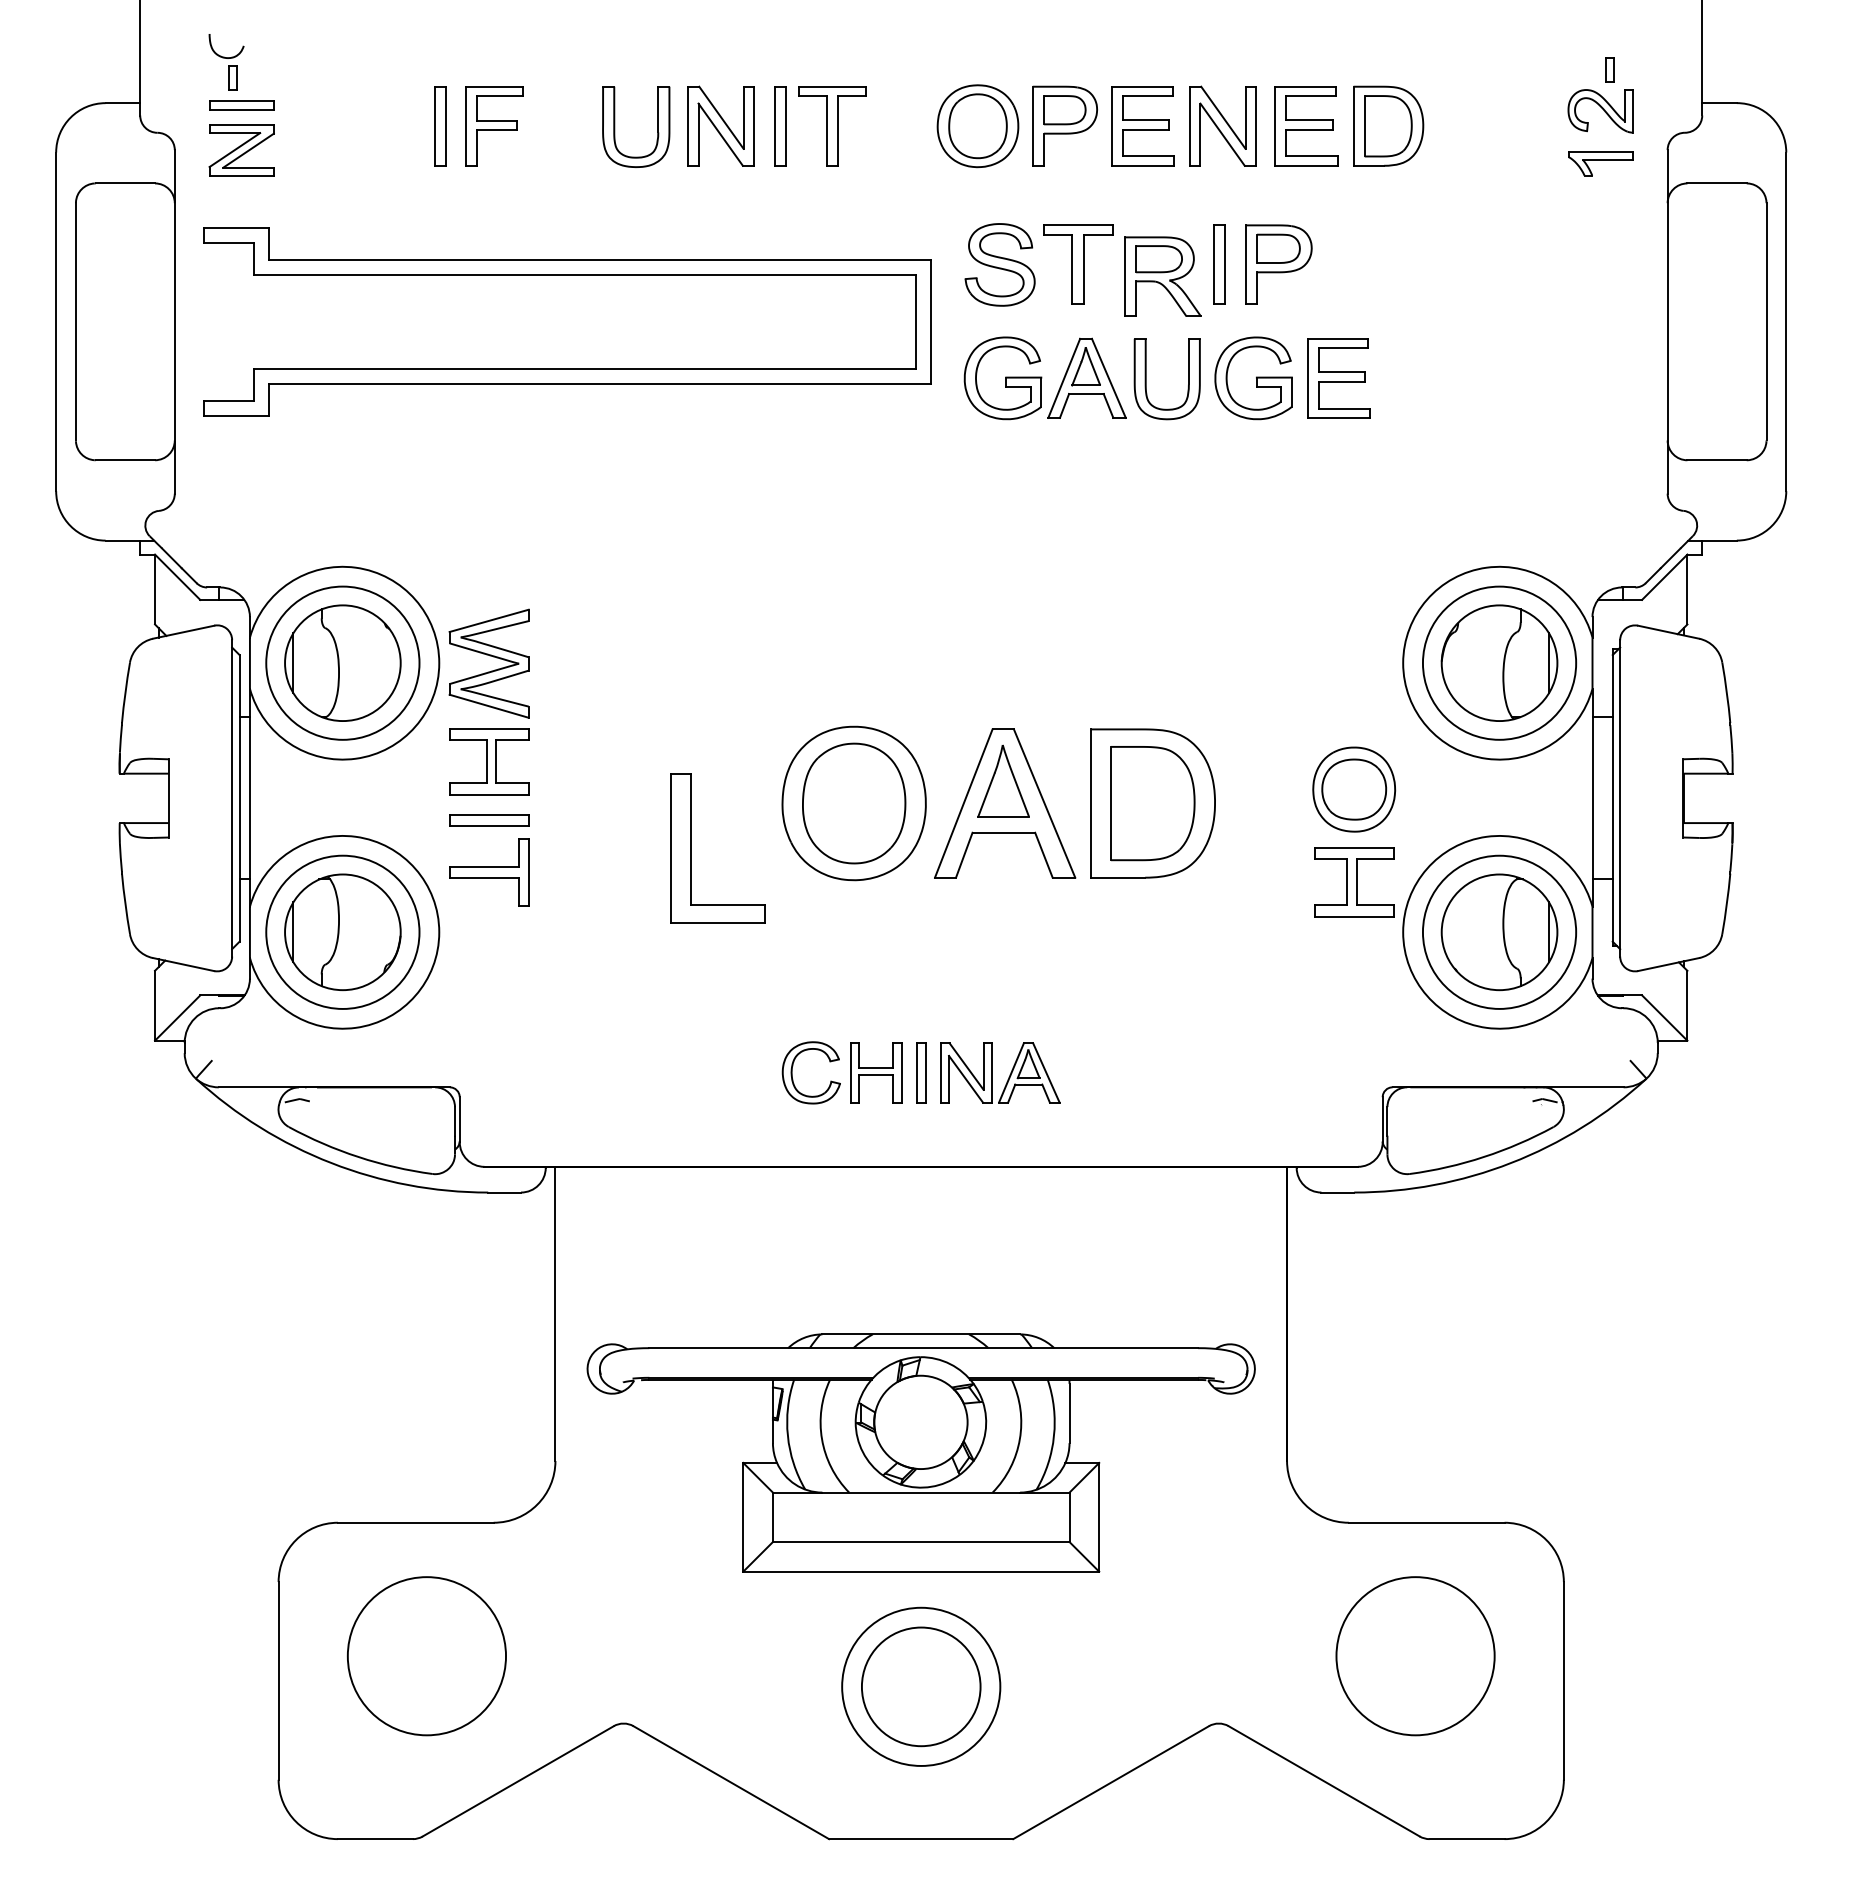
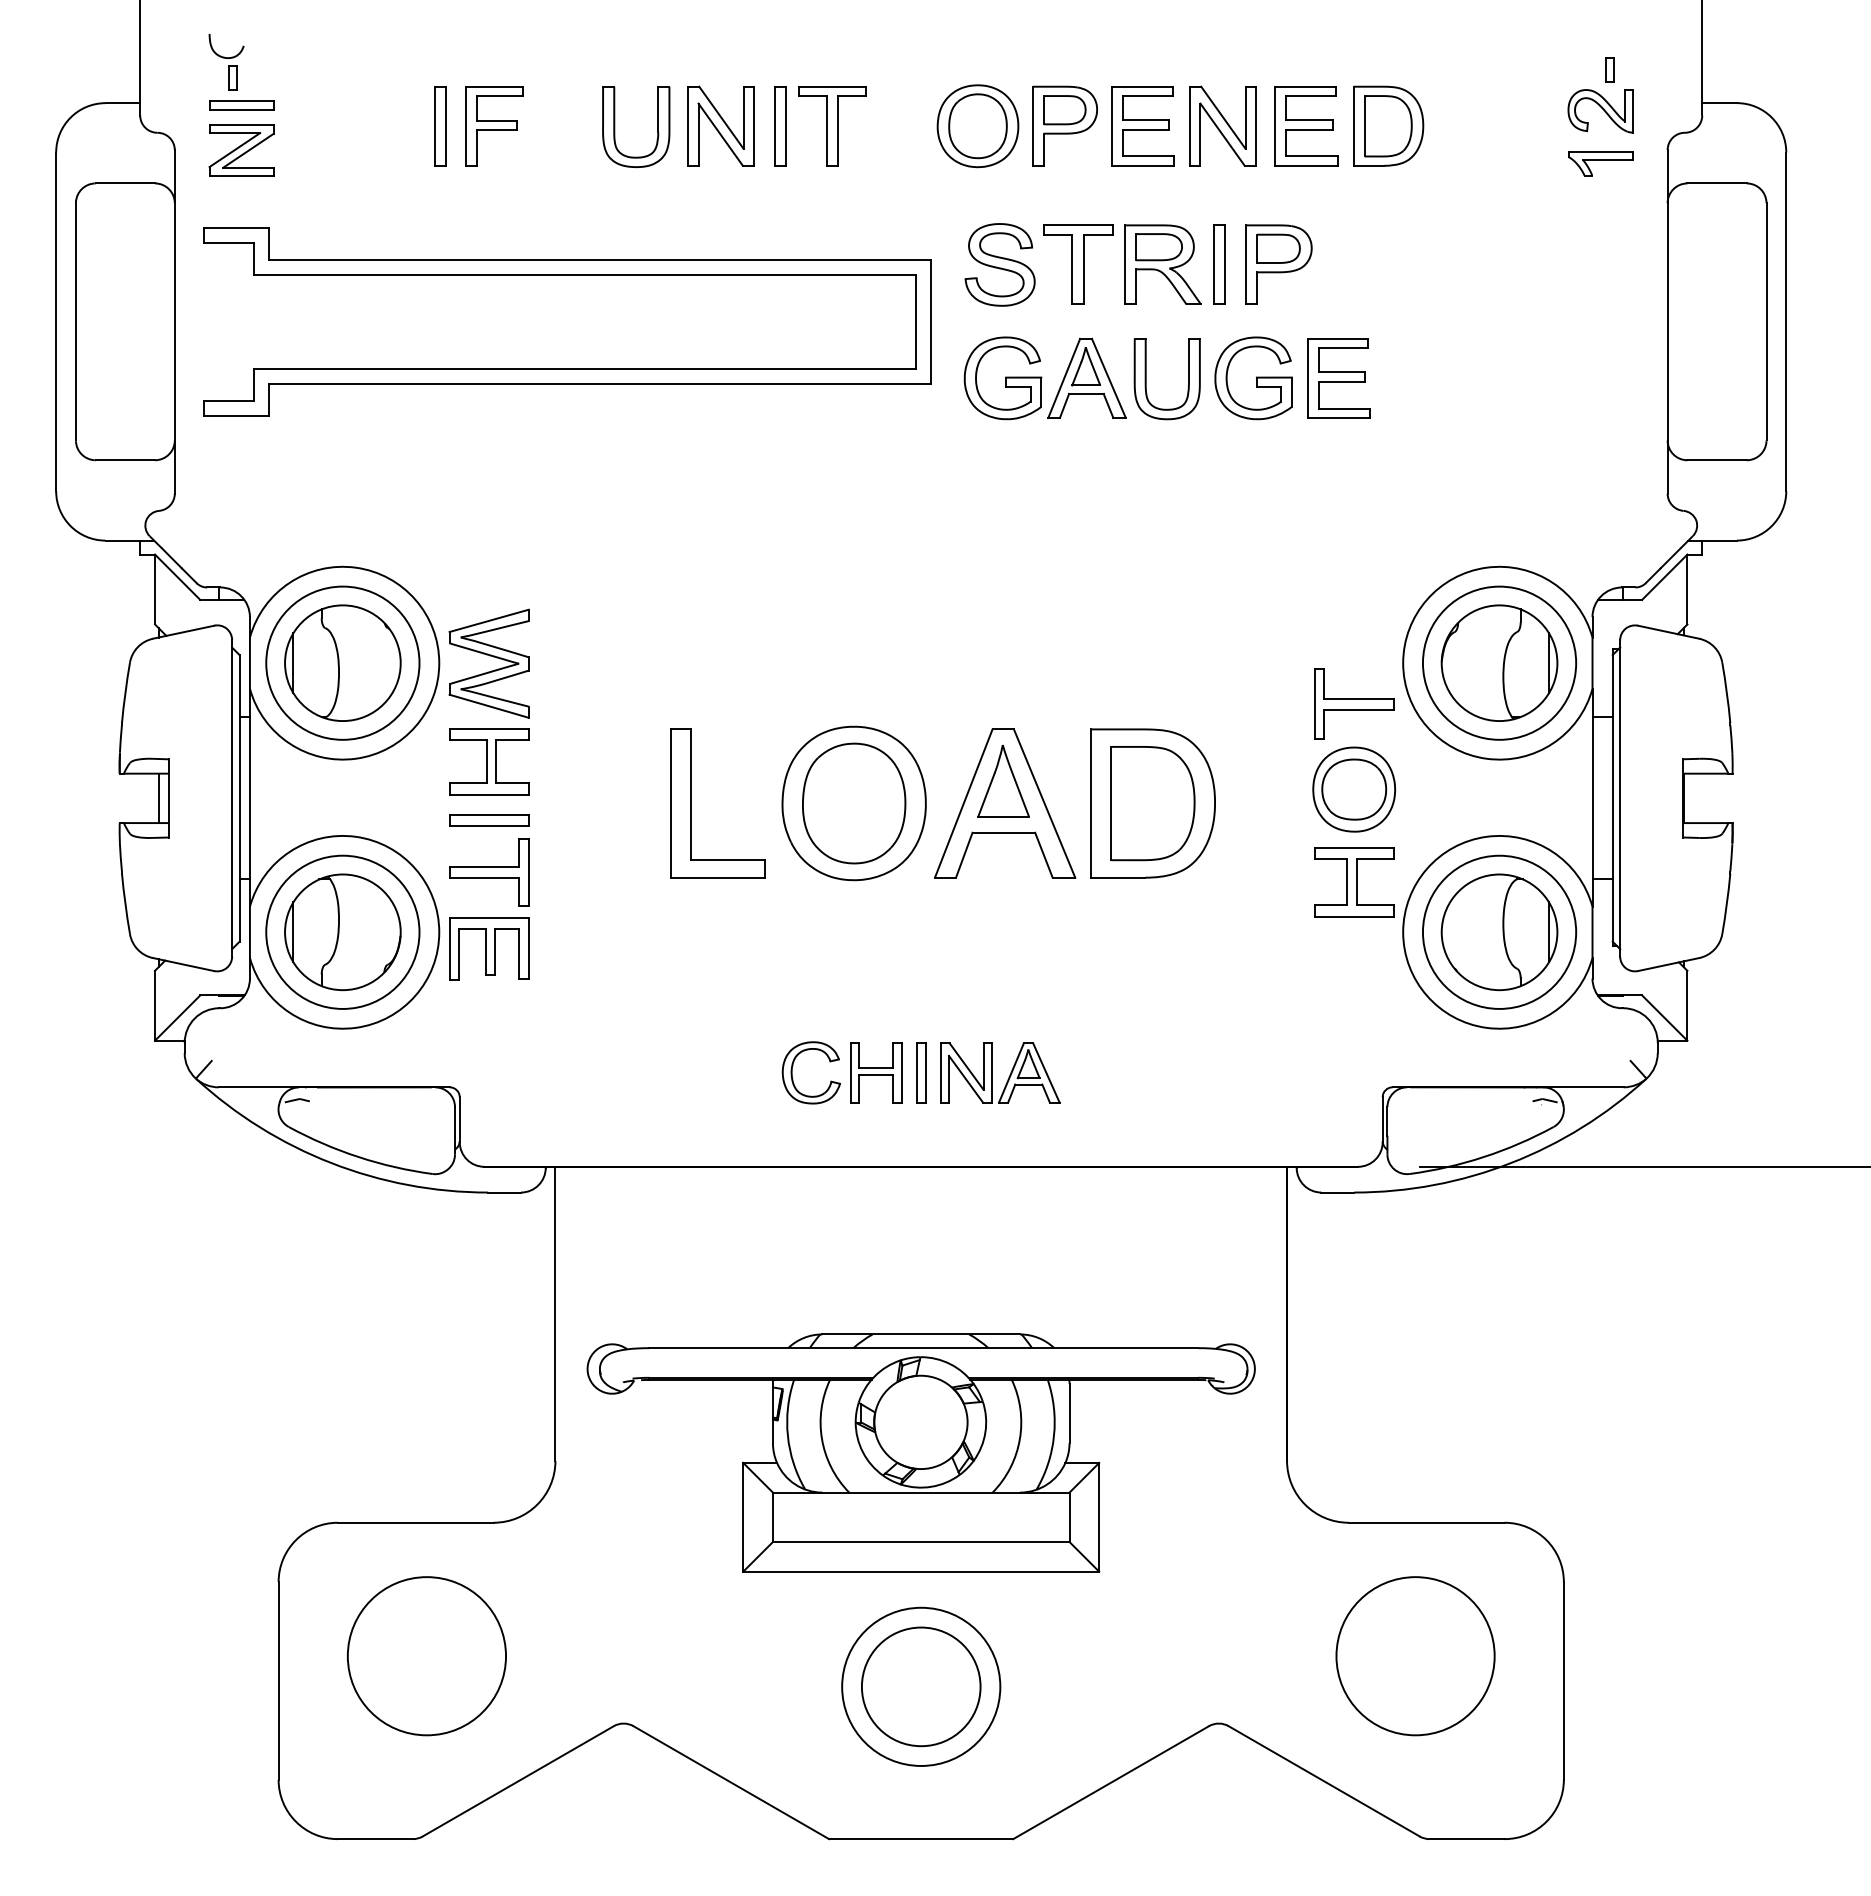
part position: (1162, 276) -> (1162, 264) (1162, 264)
part: none -> present (1354, 703)
line: none -> present (158, 798)
part position: (691, 848) -> (691, 803) (691, 803)
part: none -> present (489, 948)
line: none -> present (1643, 1166)
